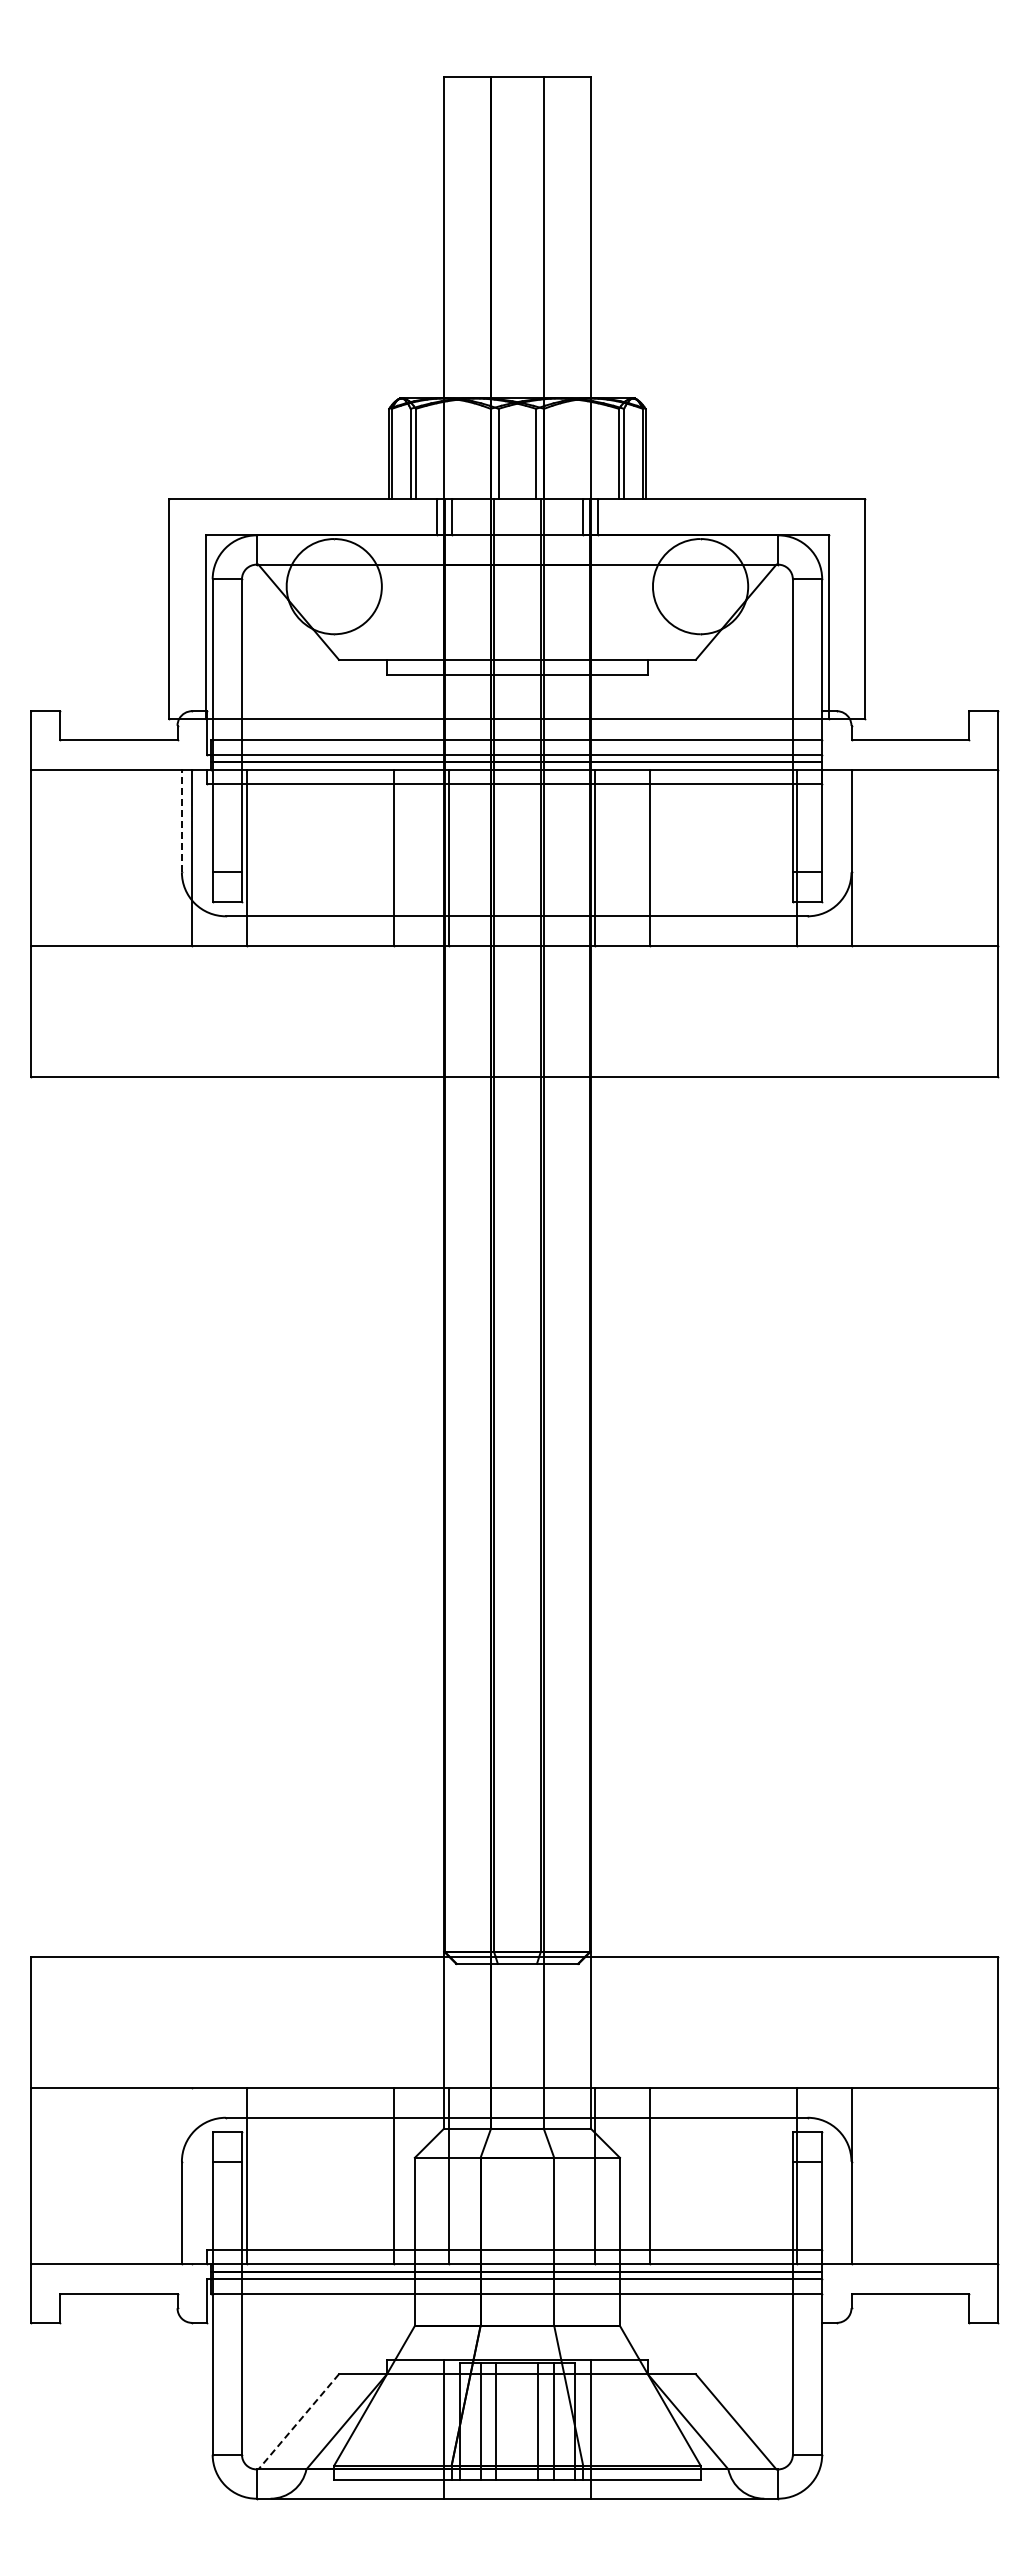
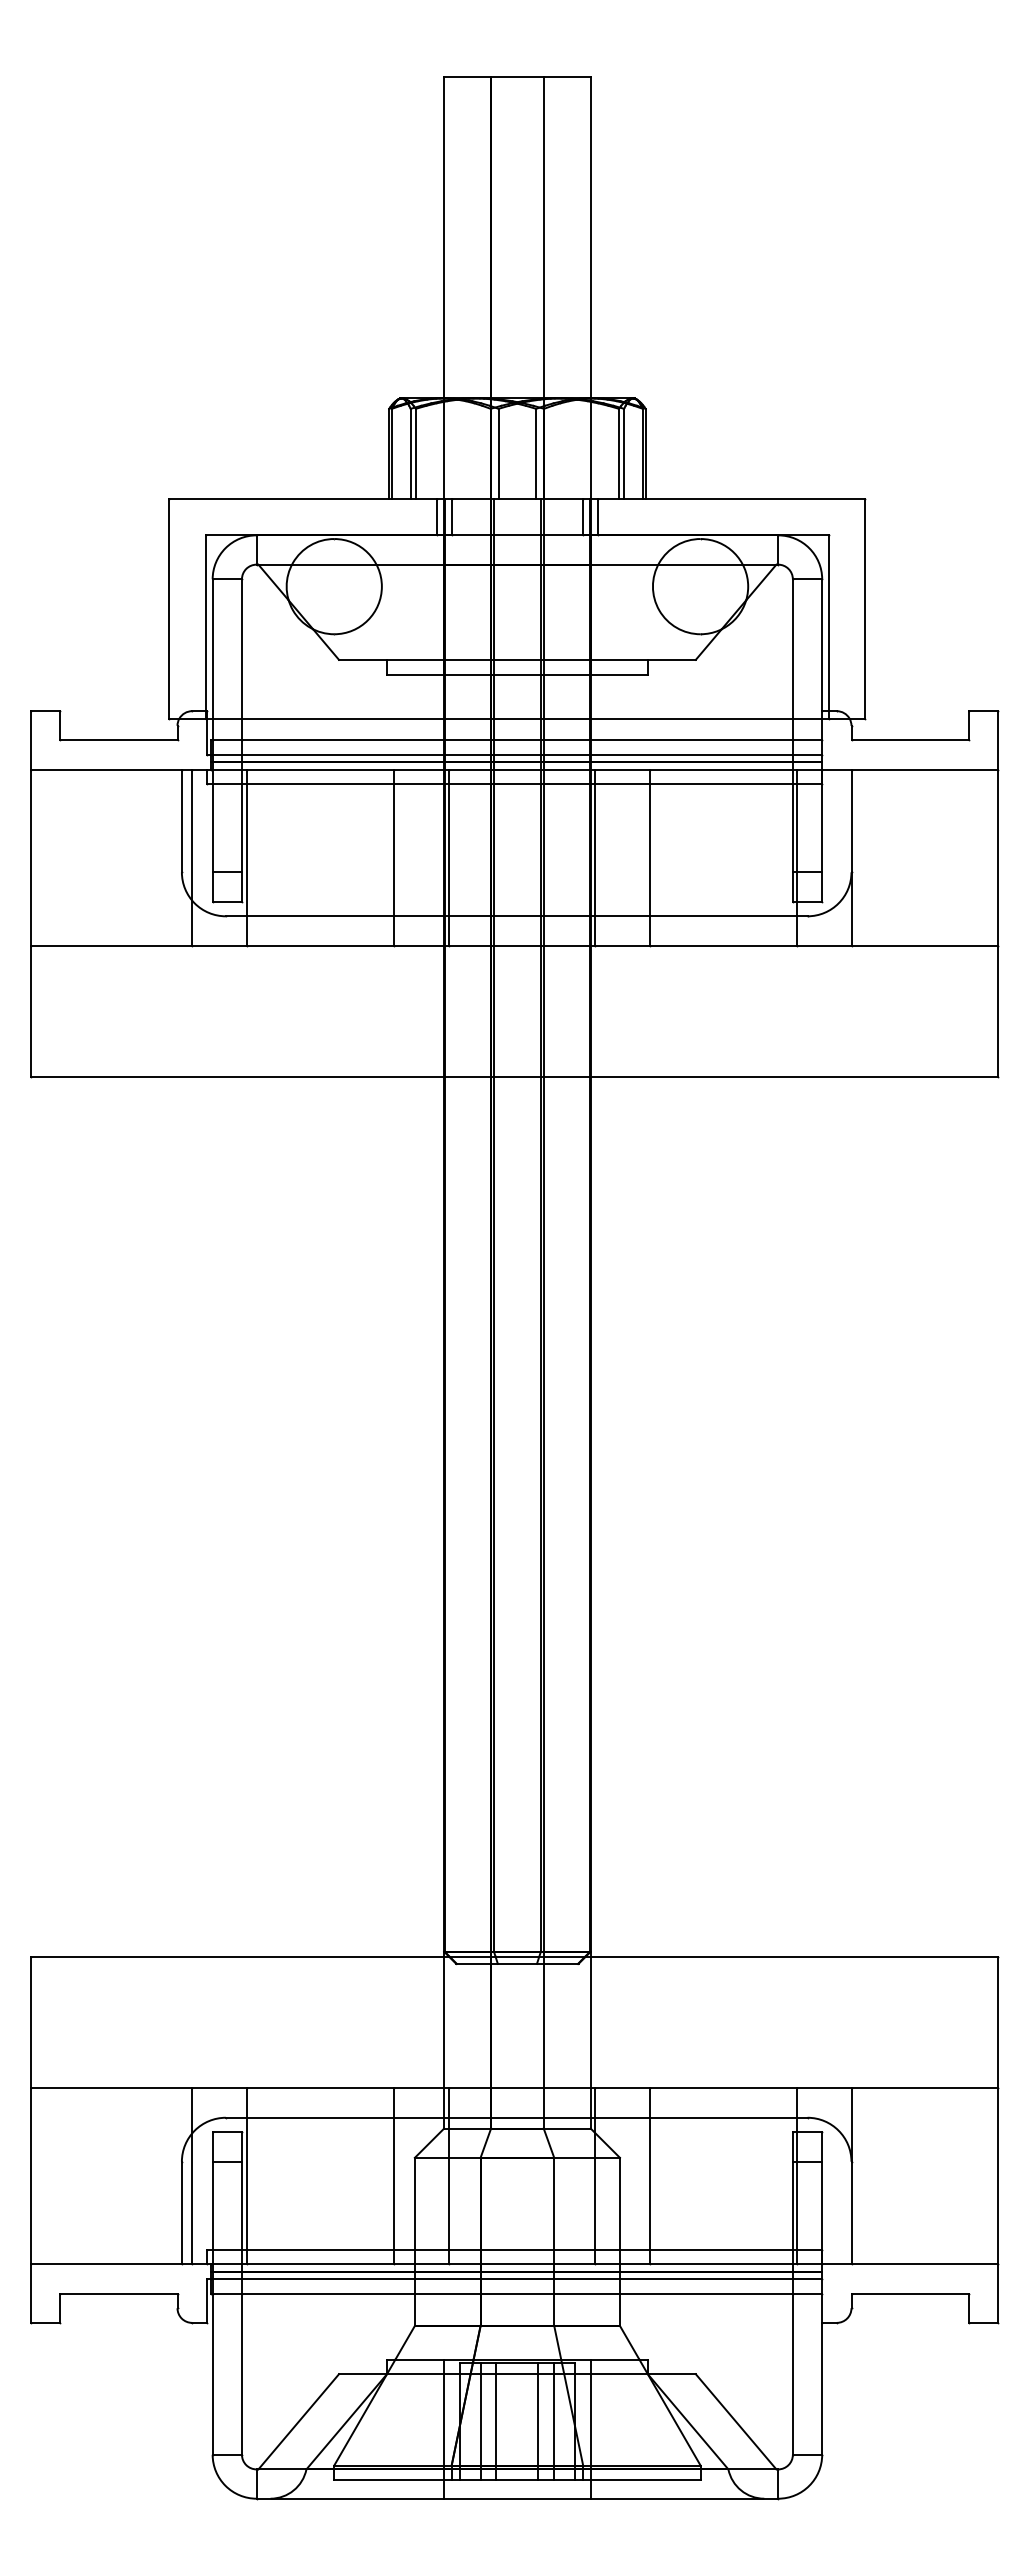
line: dashed -> solid (181, 820)
line: none -> present (192, 2176)
line: dashed -> solid (298, 2422)
